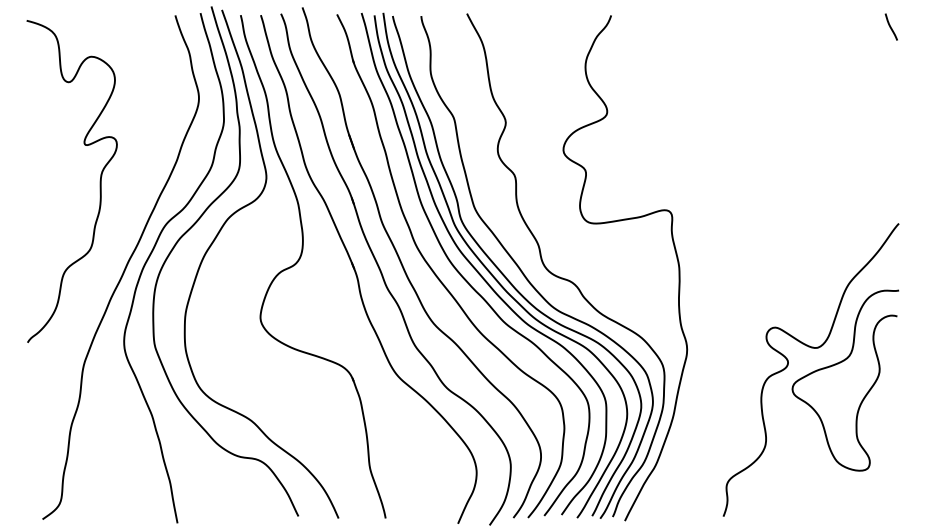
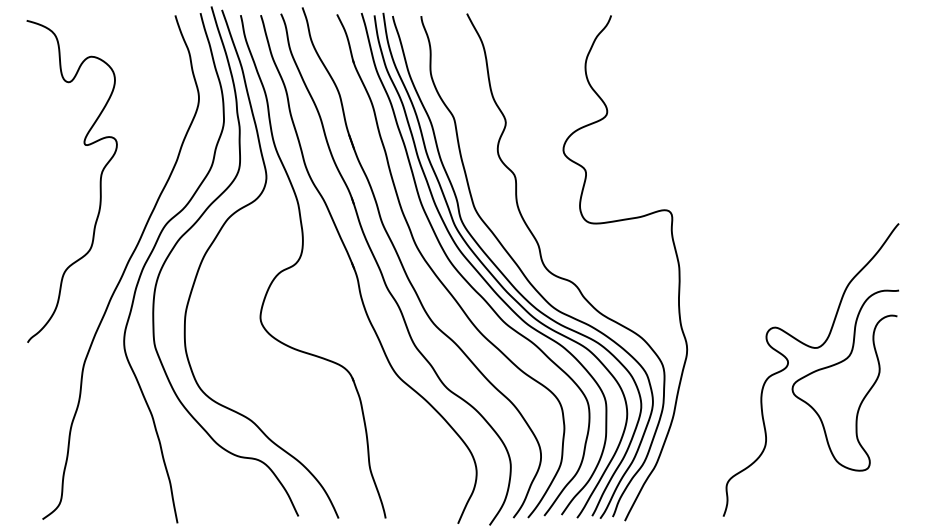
curve: present -> none (890, 26)
